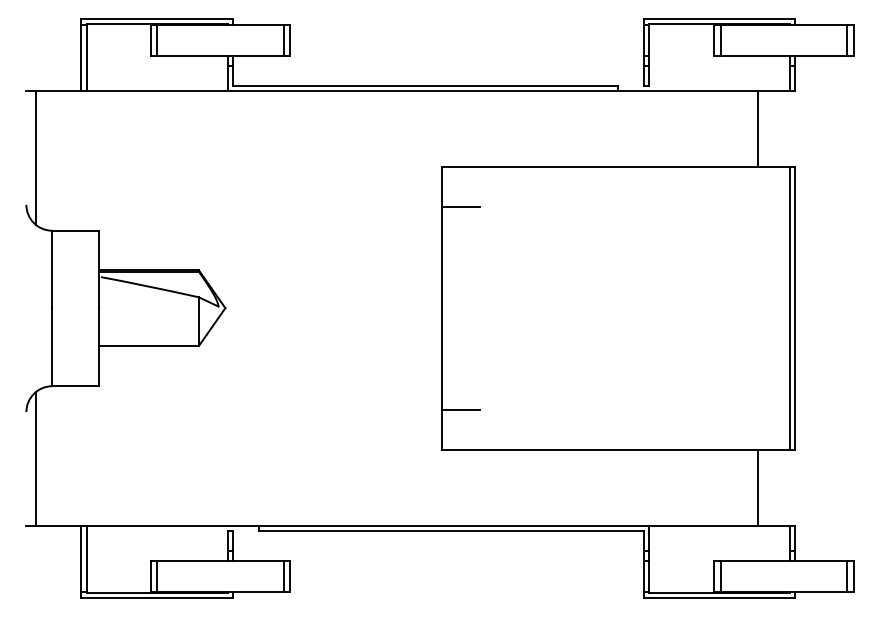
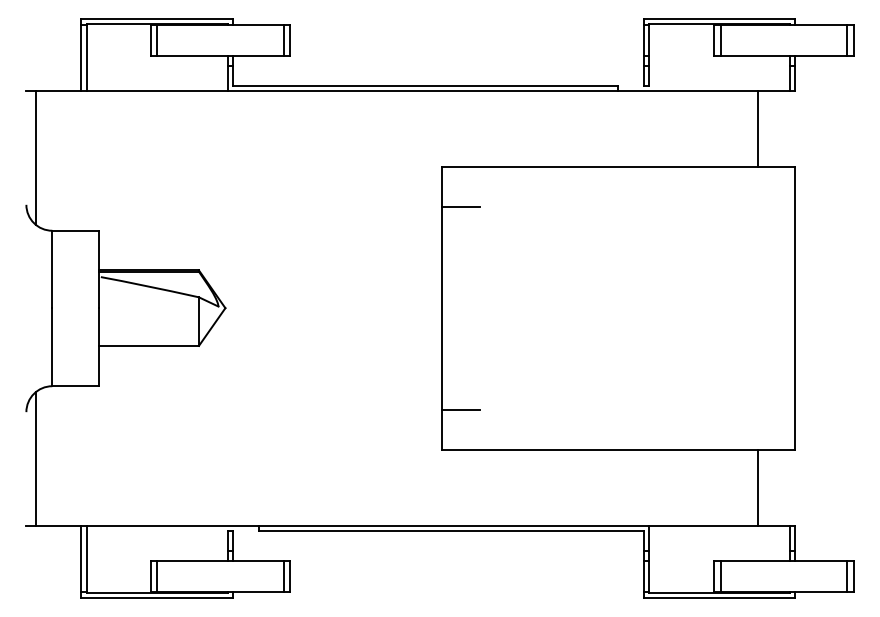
line: present -> none (790, 308)
